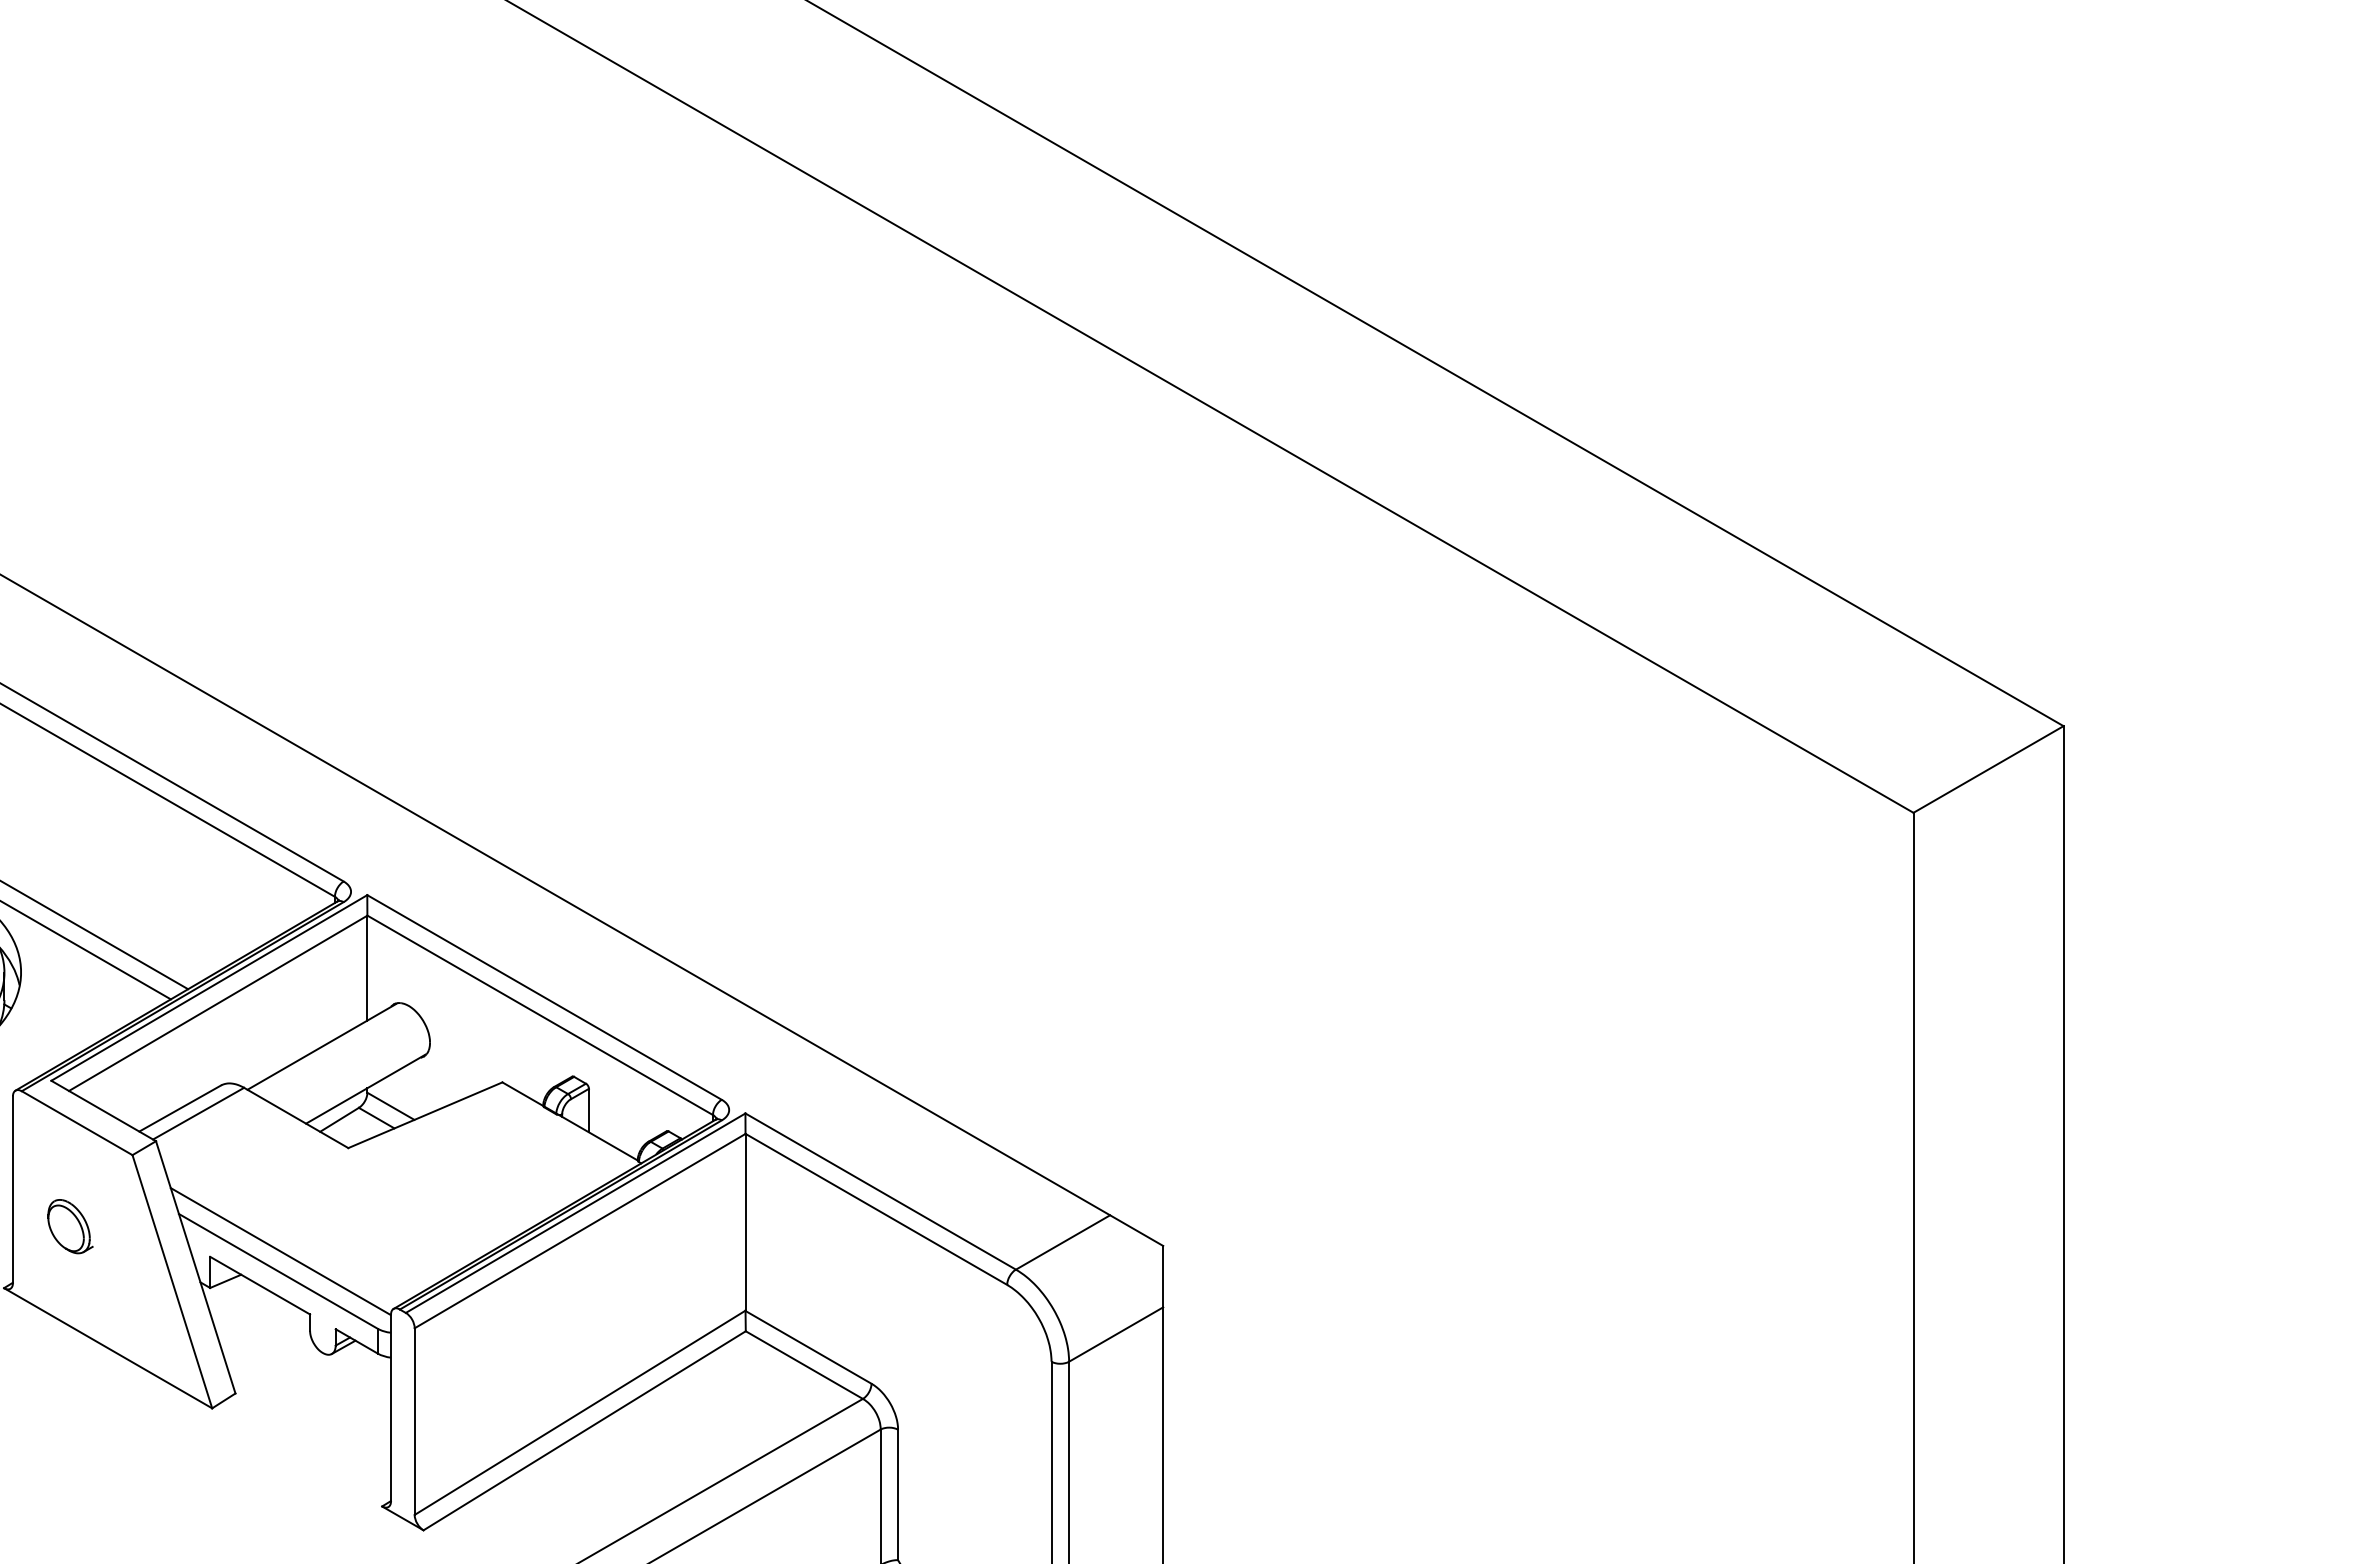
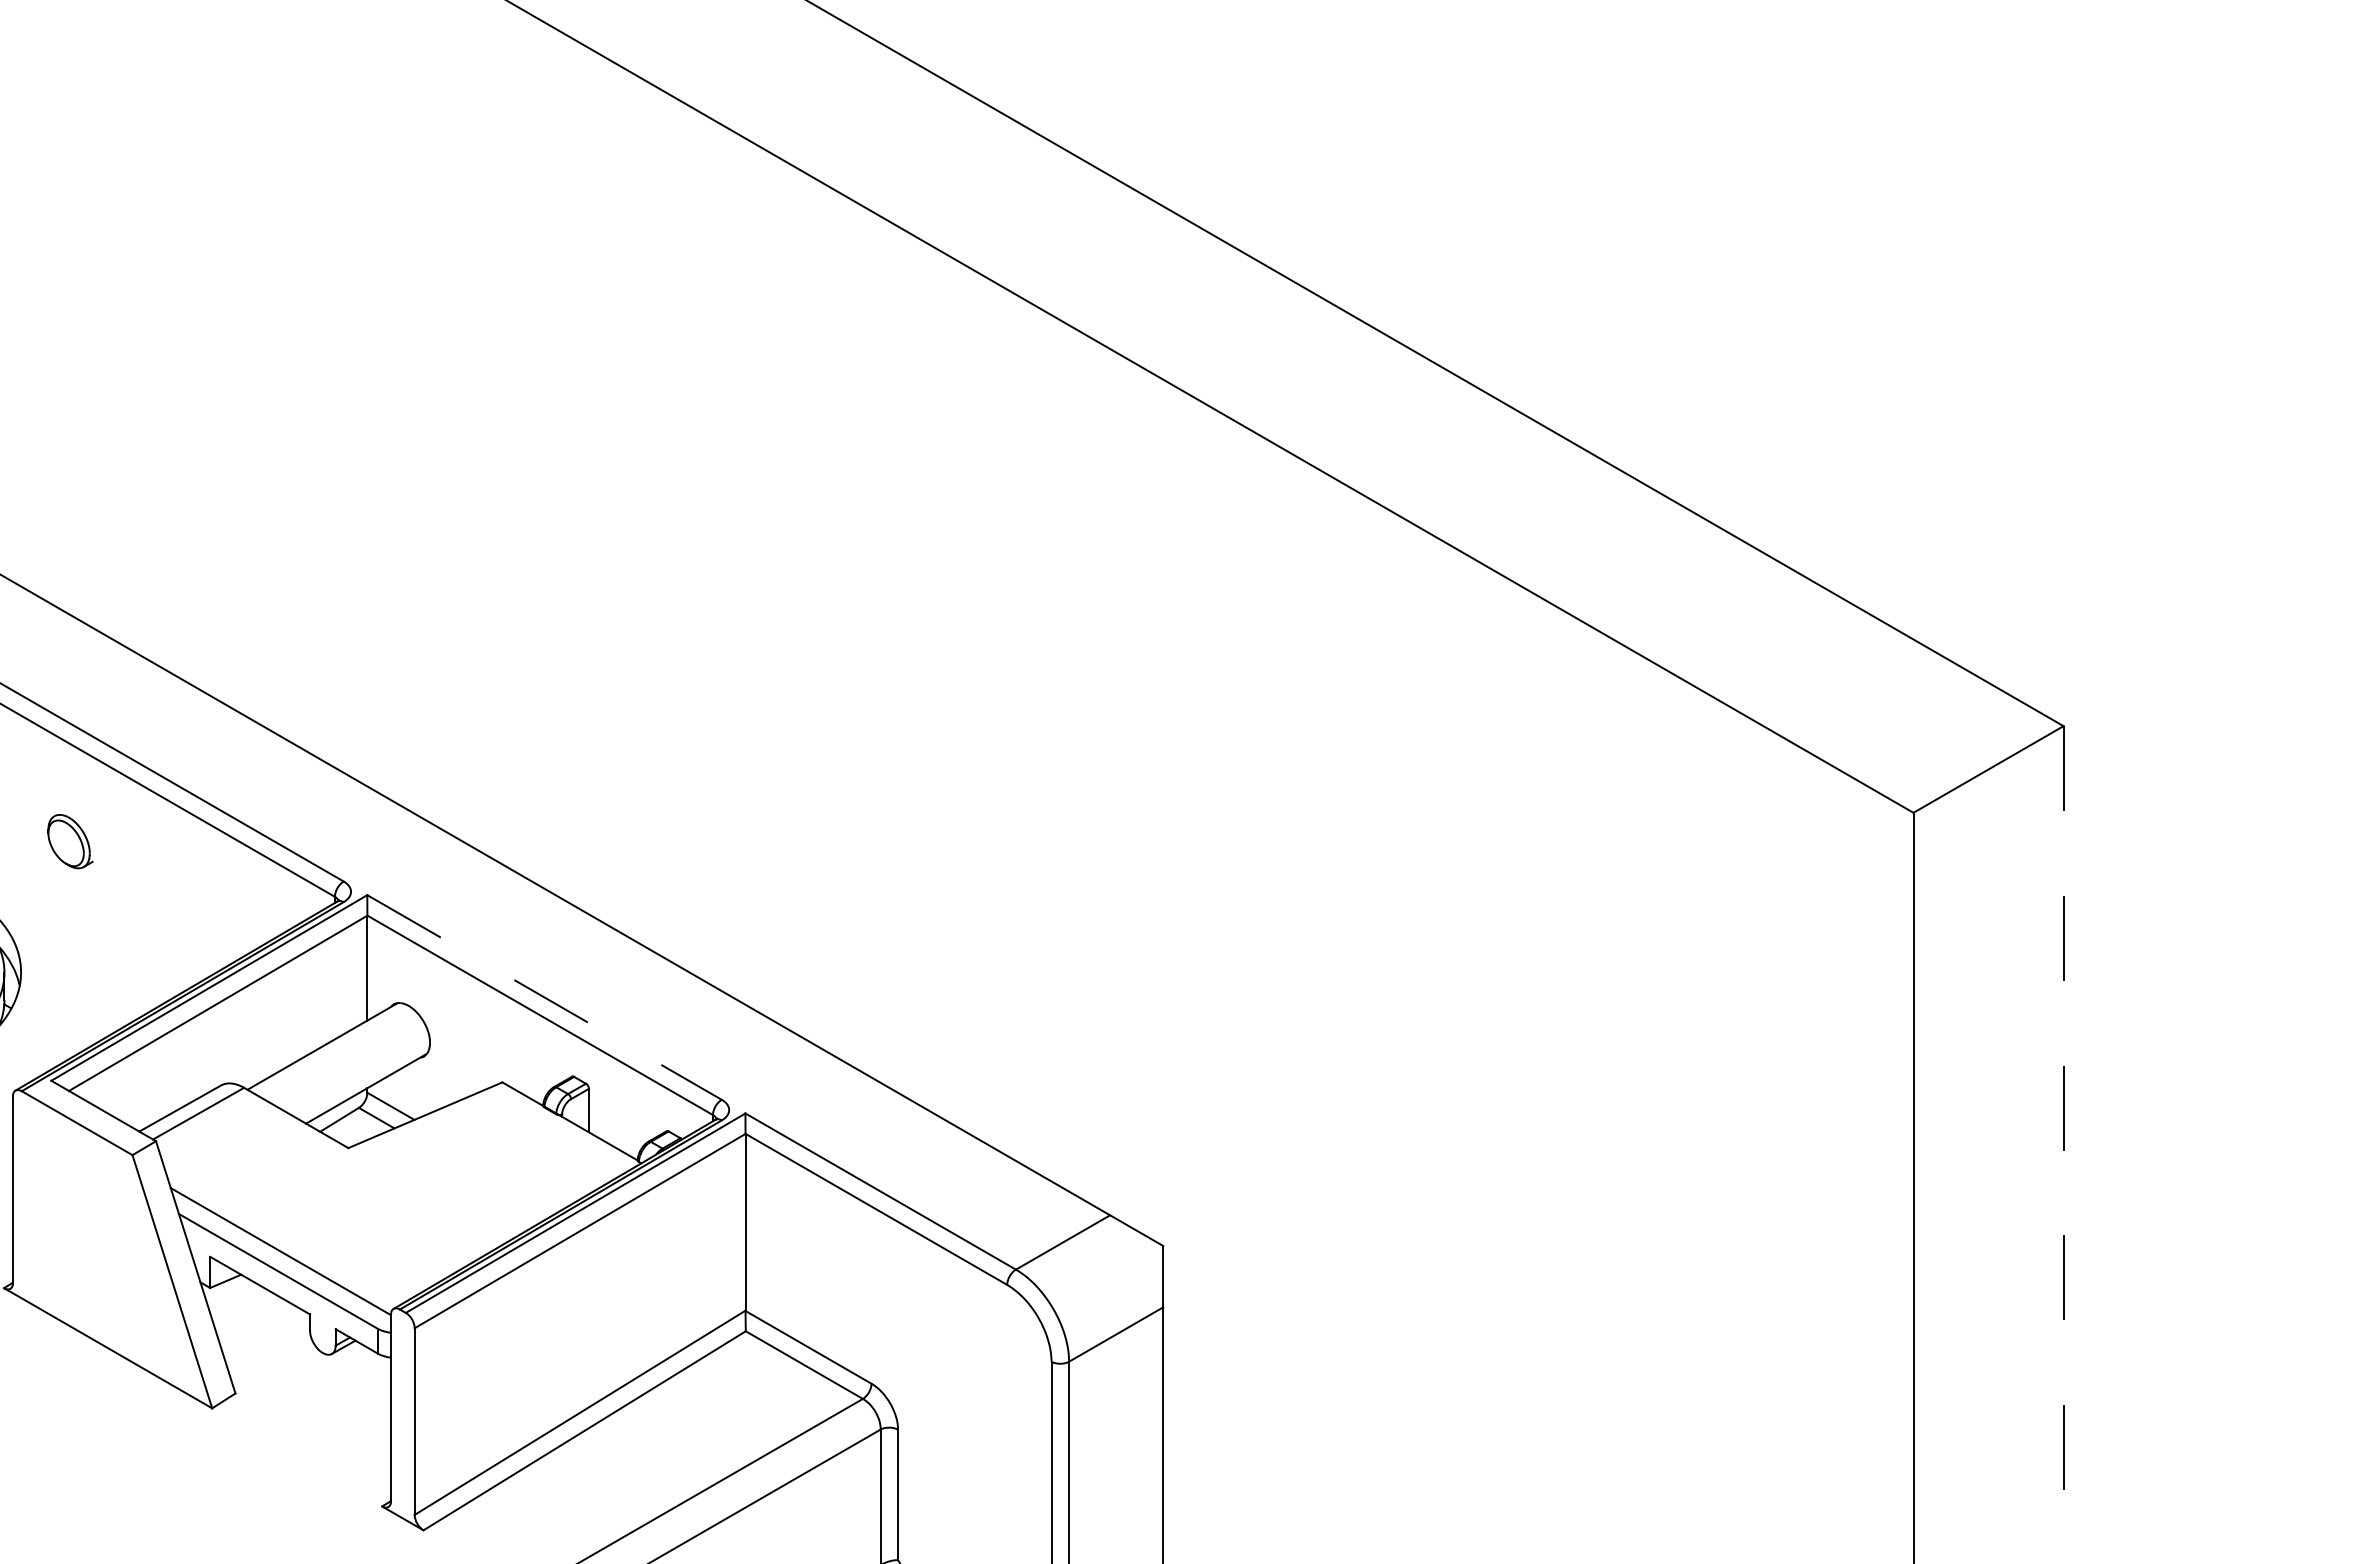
line: present -> none (95, 935)
line: present -> none (86, 950)
line: solid -> dashed (544, 997)
line: solid -> dashed (2063, 1145)
part position: (70, 1226) -> (70, 841) (70, 841)
